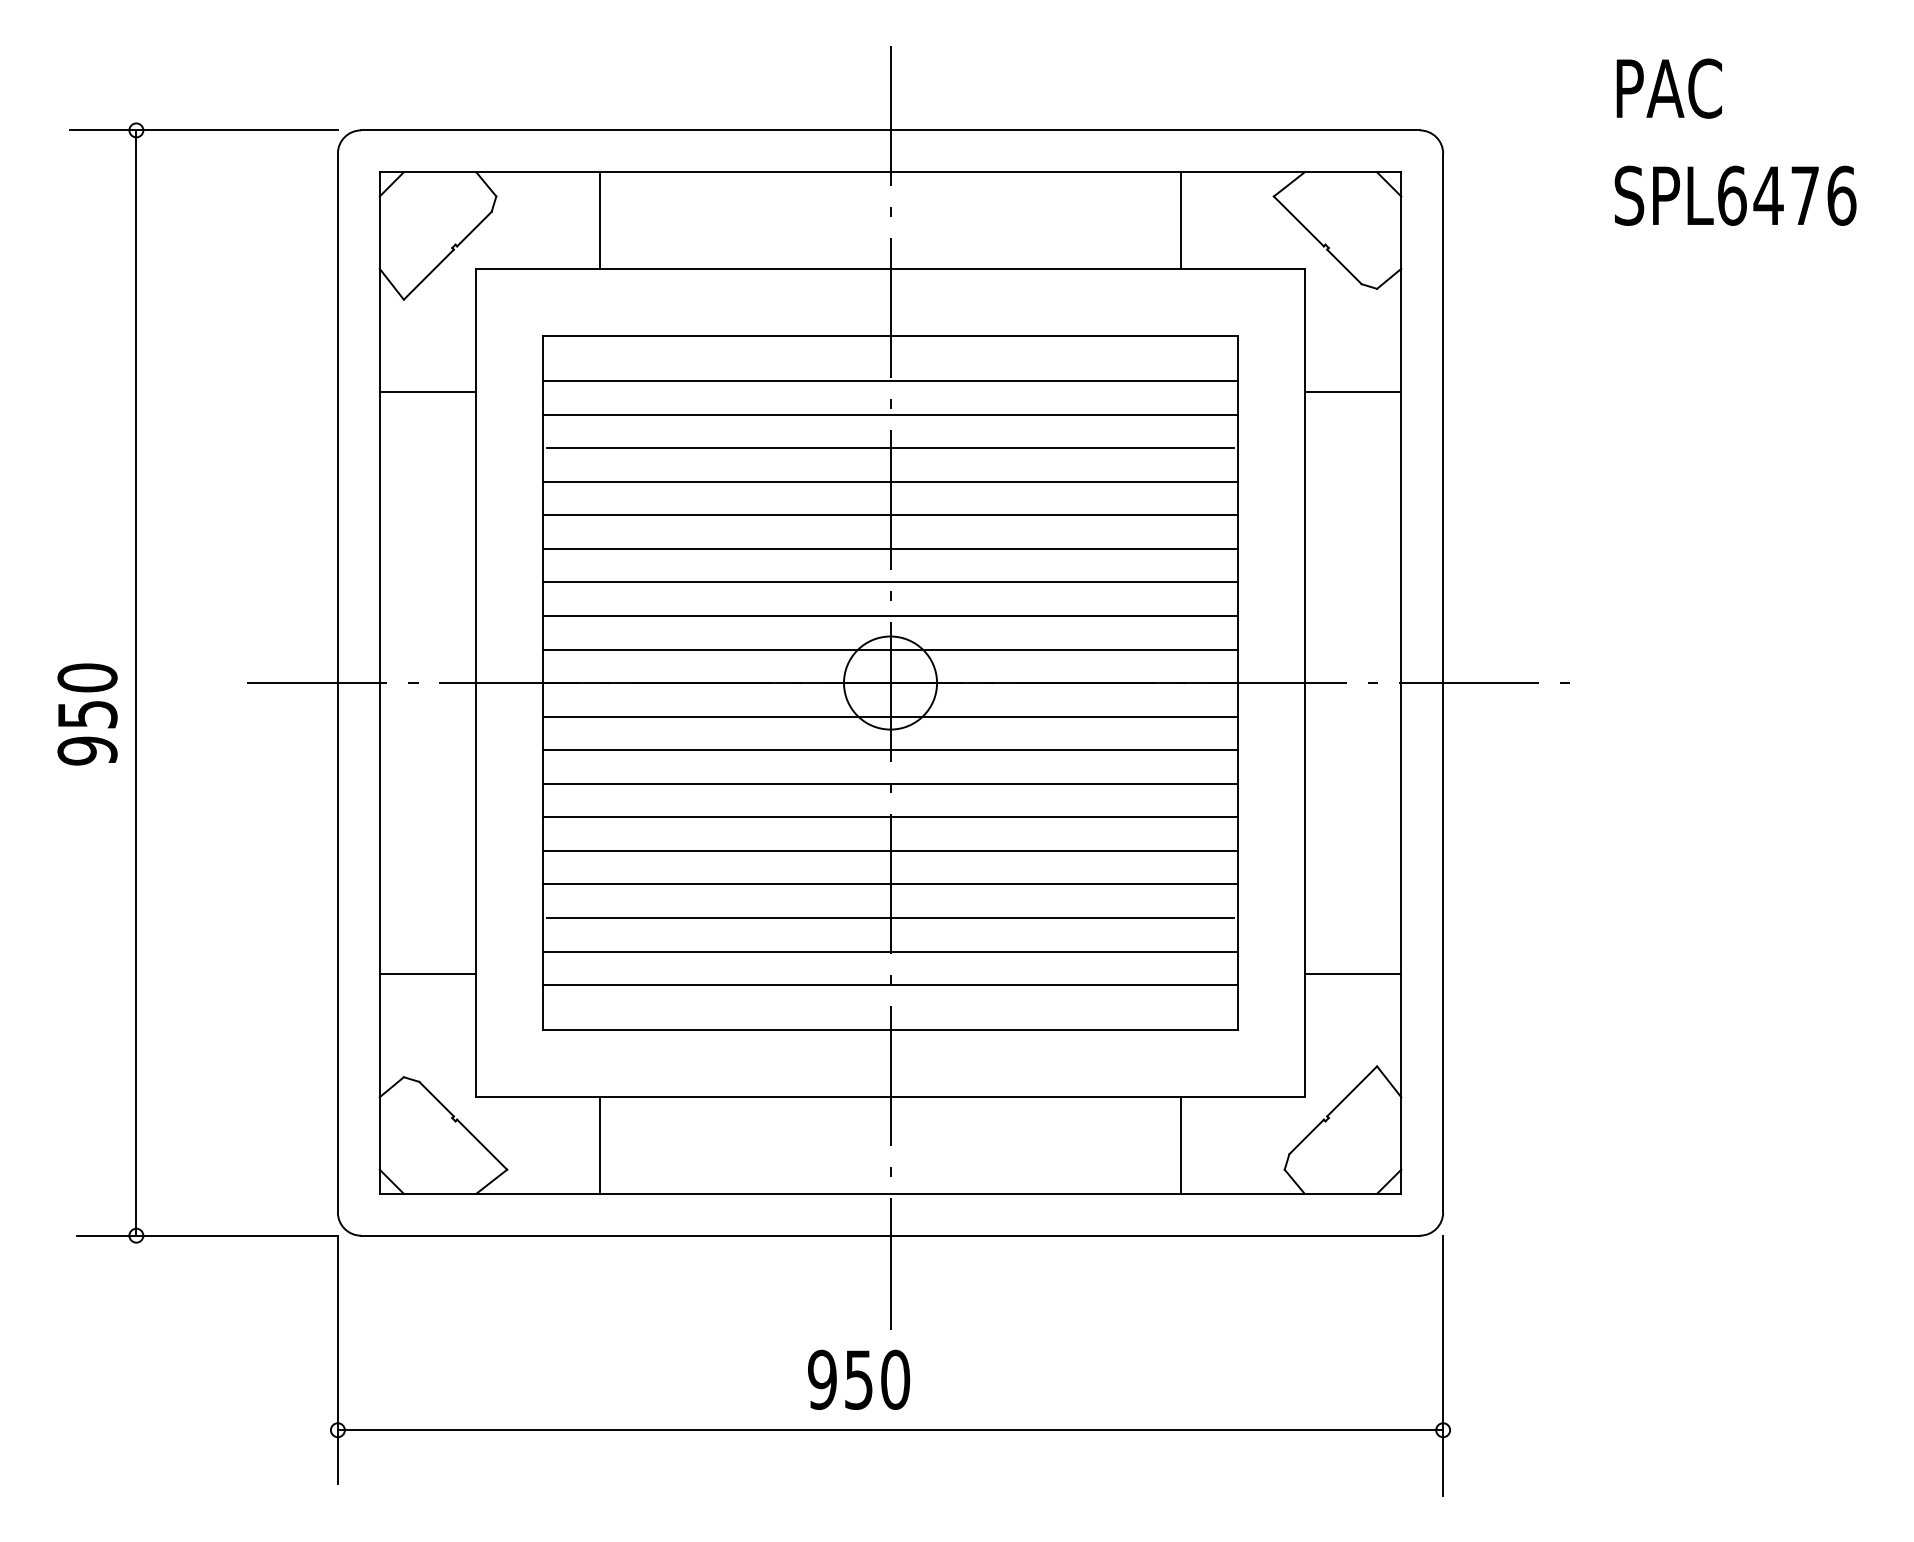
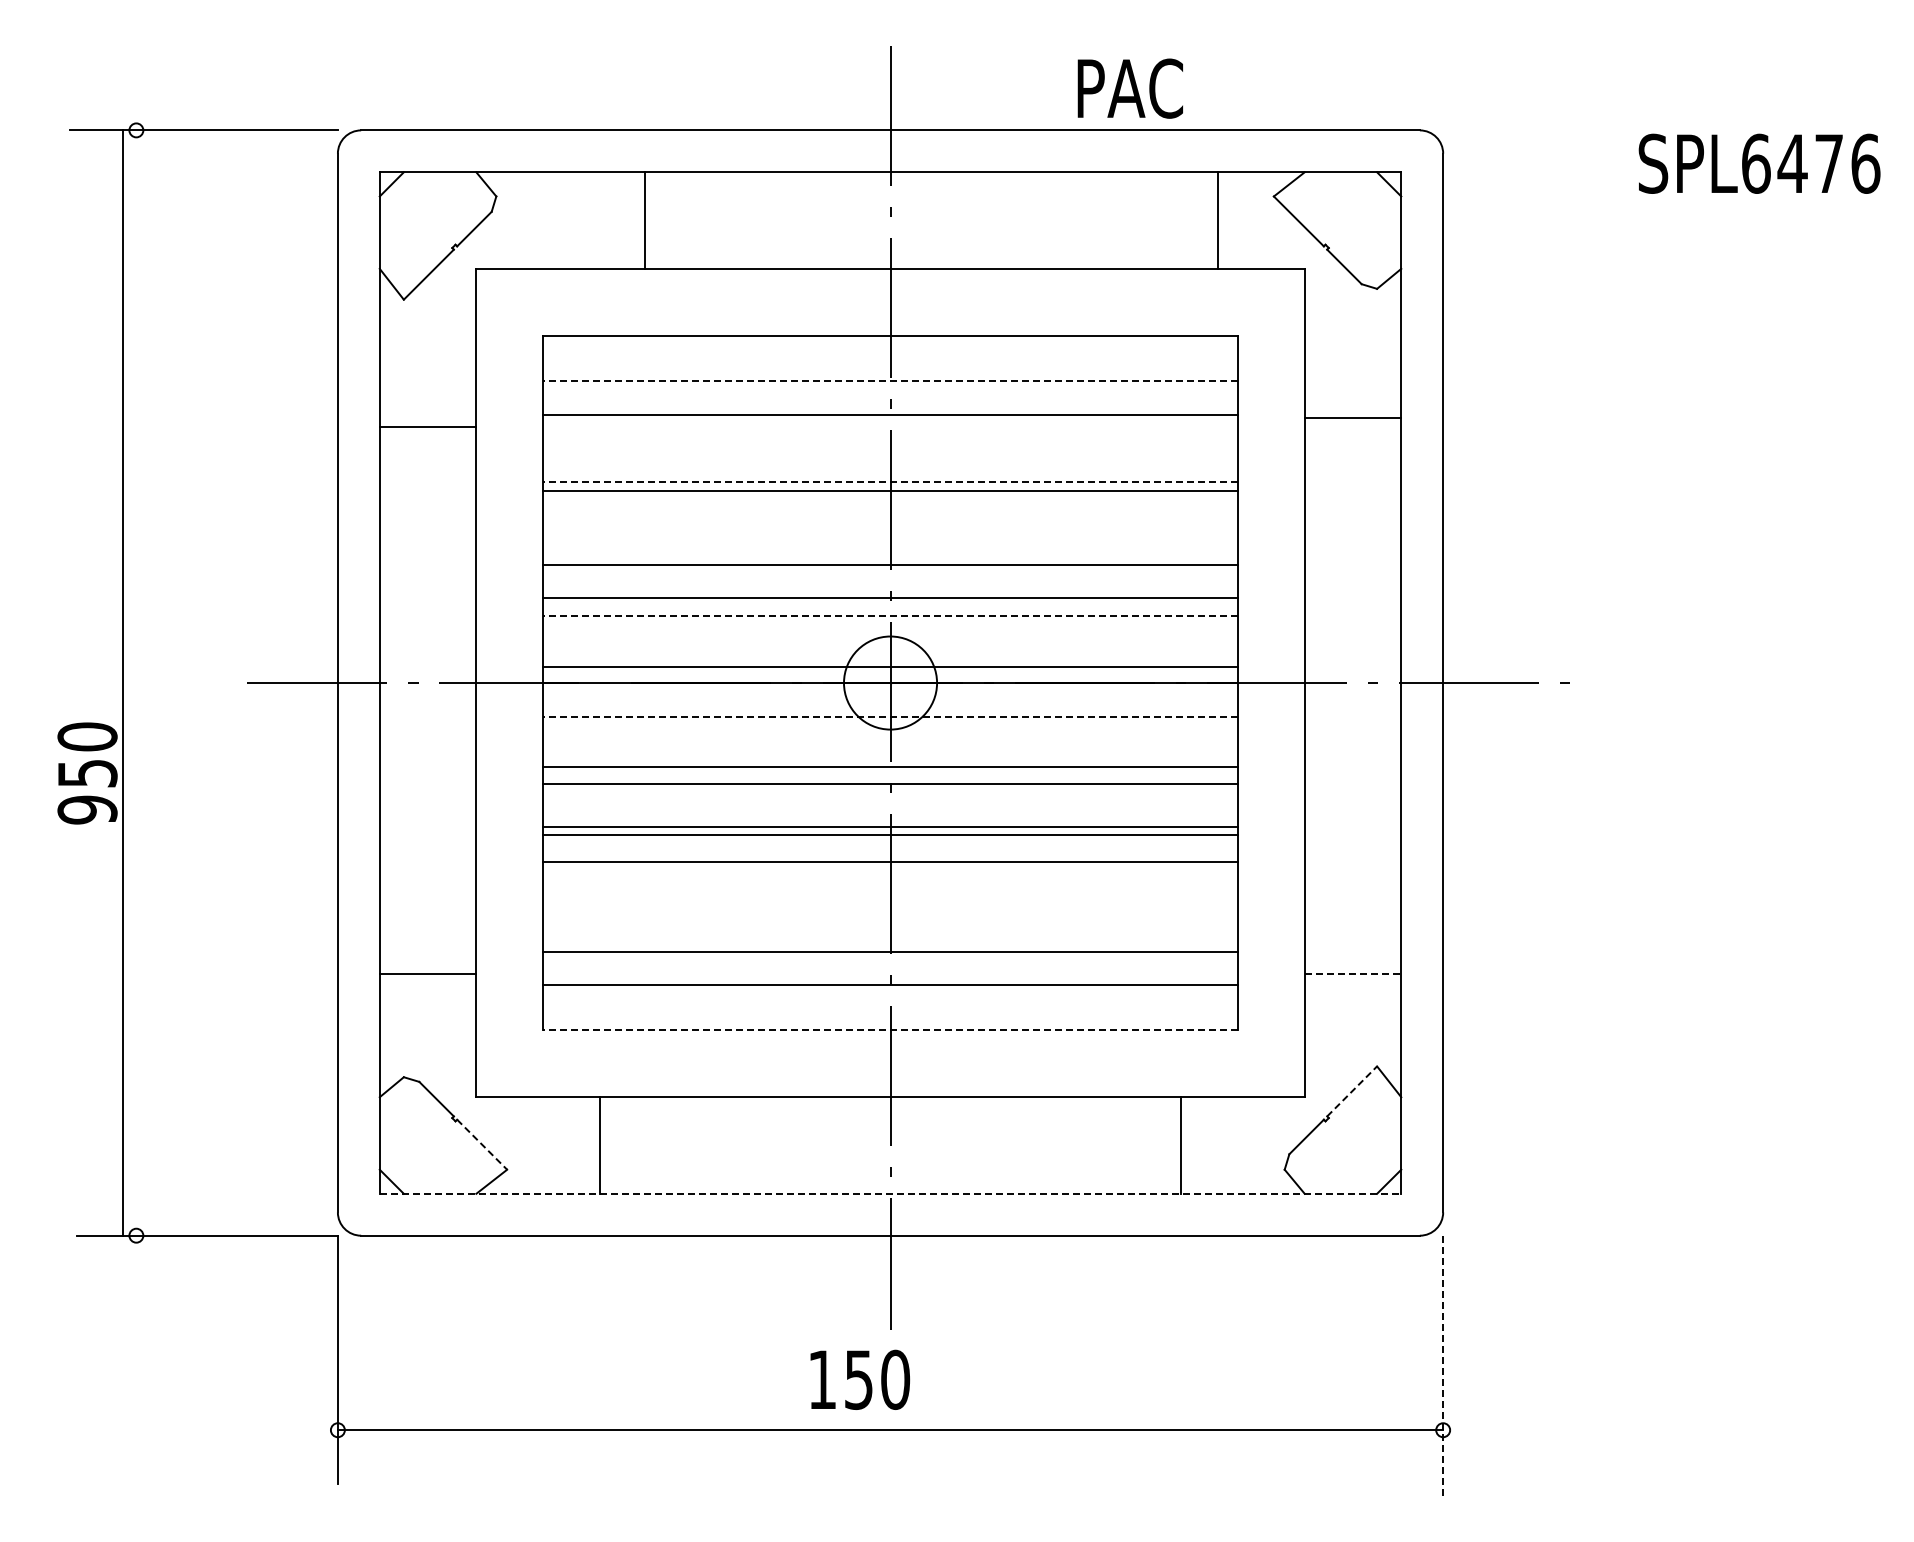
text position: (1668, 88) -> (1129, 88) (1129, 88)
text position: (1735, 195) -> (1759, 163) (1759, 163)
line position: (599, 220) -> (644, 220) (644, 220)
line position: (1181, 220) -> (1218, 220) (1218, 220)
line: solid -> dashed (890, 380)
line position: (427, 392) -> (427, 427) (427, 427)
line position: (1352, 392) -> (1352, 418) (1352, 418)
line: present -> none (890, 448)
line: solid -> dashed (890, 481)
line position: (890, 515) -> (890, 491) (890, 491)
line position: (890, 548) -> (890, 564) (890, 564)
line position: (890, 582) -> (890, 598) (890, 598)
line: solid -> dashed (890, 615)
line position: (890, 649) -> (890, 666) (890, 666)
line position: (136, 682) -> (123, 682) (123, 682)
text position: (87, 714) -> (87, 773) (87, 773)
line: solid -> dashed (890, 716)
line position: (890, 750) -> (890, 767) (890, 767)
line position: (890, 817) -> (890, 835) (890, 835)
line position: (890, 850) -> (890, 826) (890, 826)
line position: (890, 884) -> (890, 862) (890, 862)
line: present -> none (890, 917)
line: solid -> dashed (1353, 973)
line: solid -> dashed (890, 1030)
line: solid -> dashed (1352, 1091)
line: solid -> dashed (482, 1145)
line: solid -> dashed (890, 1193)
line: solid -> dashed (1443, 1366)
text: 950 -> 150 (822, 1379)
